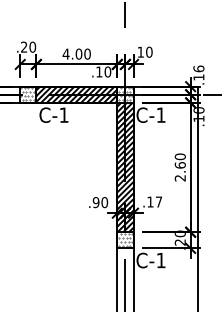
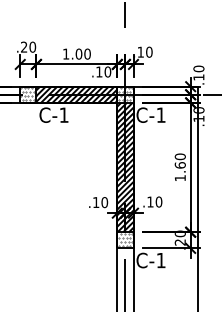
text: 4.00 -> 1.00 (65, 53)
text: .16 -> .10 (198, 68)
text: 2.60 -> 1.60 (179, 178)
text: .17 -> .10 (158, 201)
text: .90 -> .10 (95, 202)
